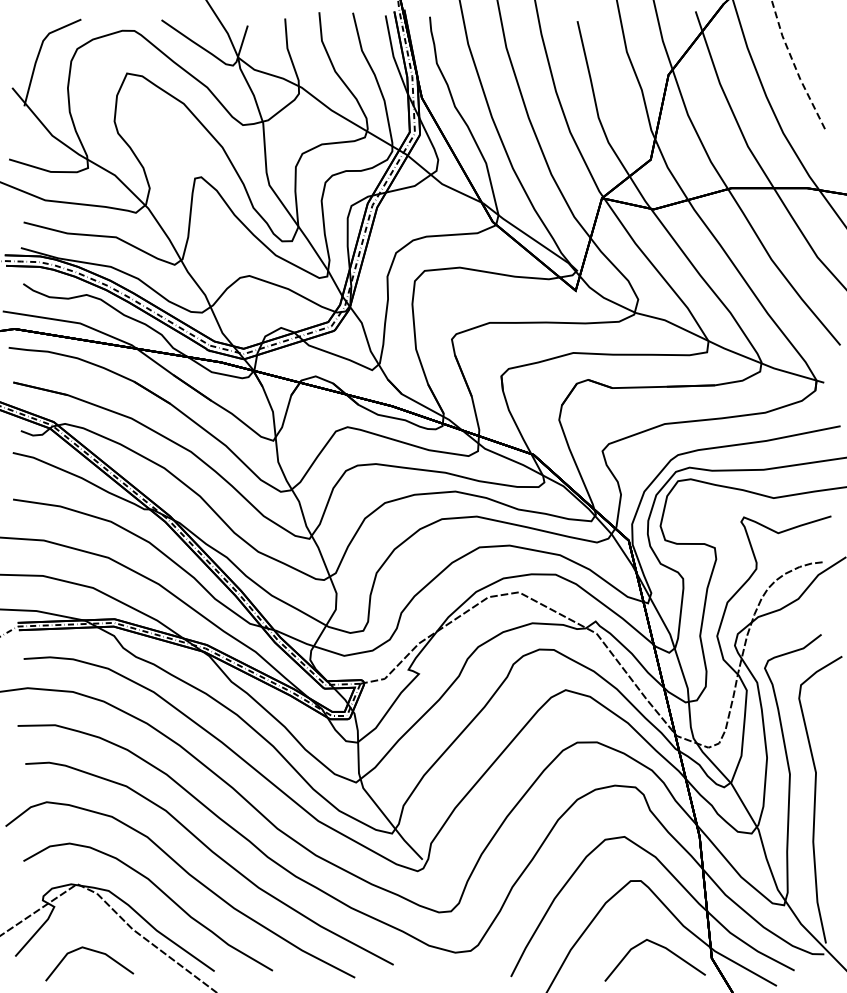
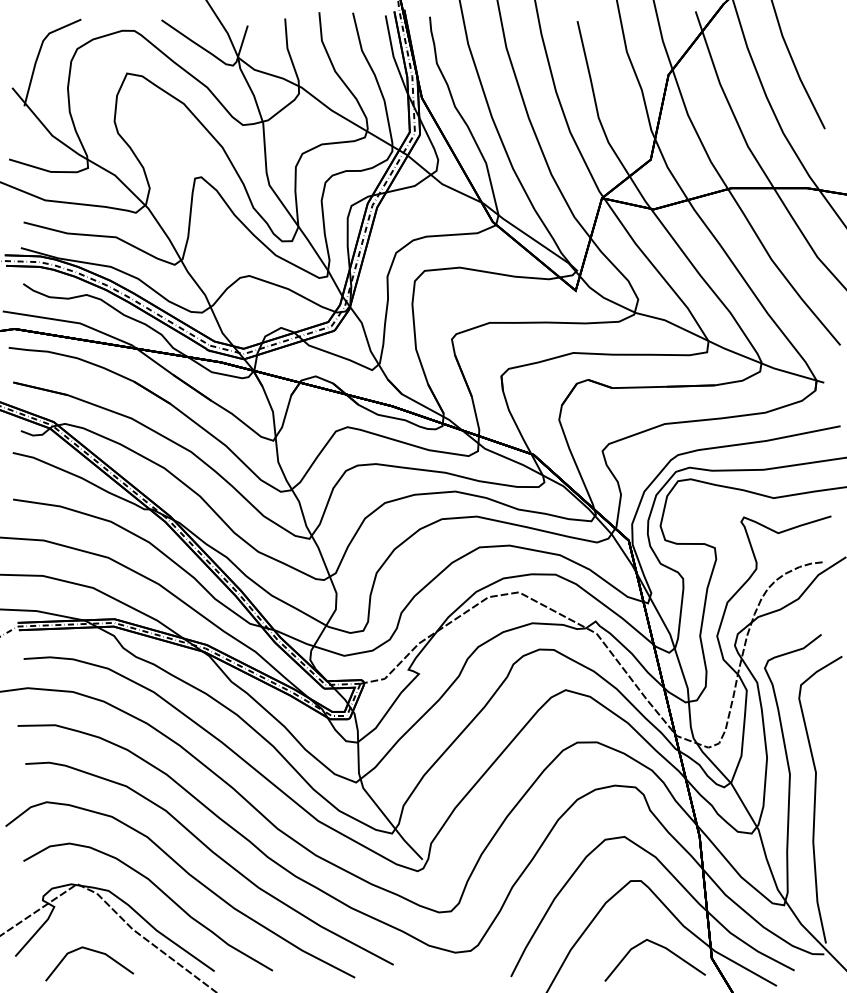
line: dashed -> solid (794, 65)
